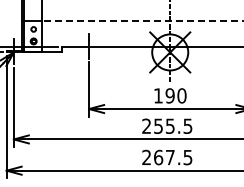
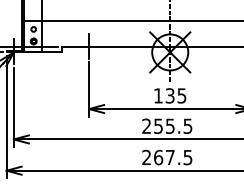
line: dashed -> solid (142, 21)
text: 190 -> 135 (175, 95)
